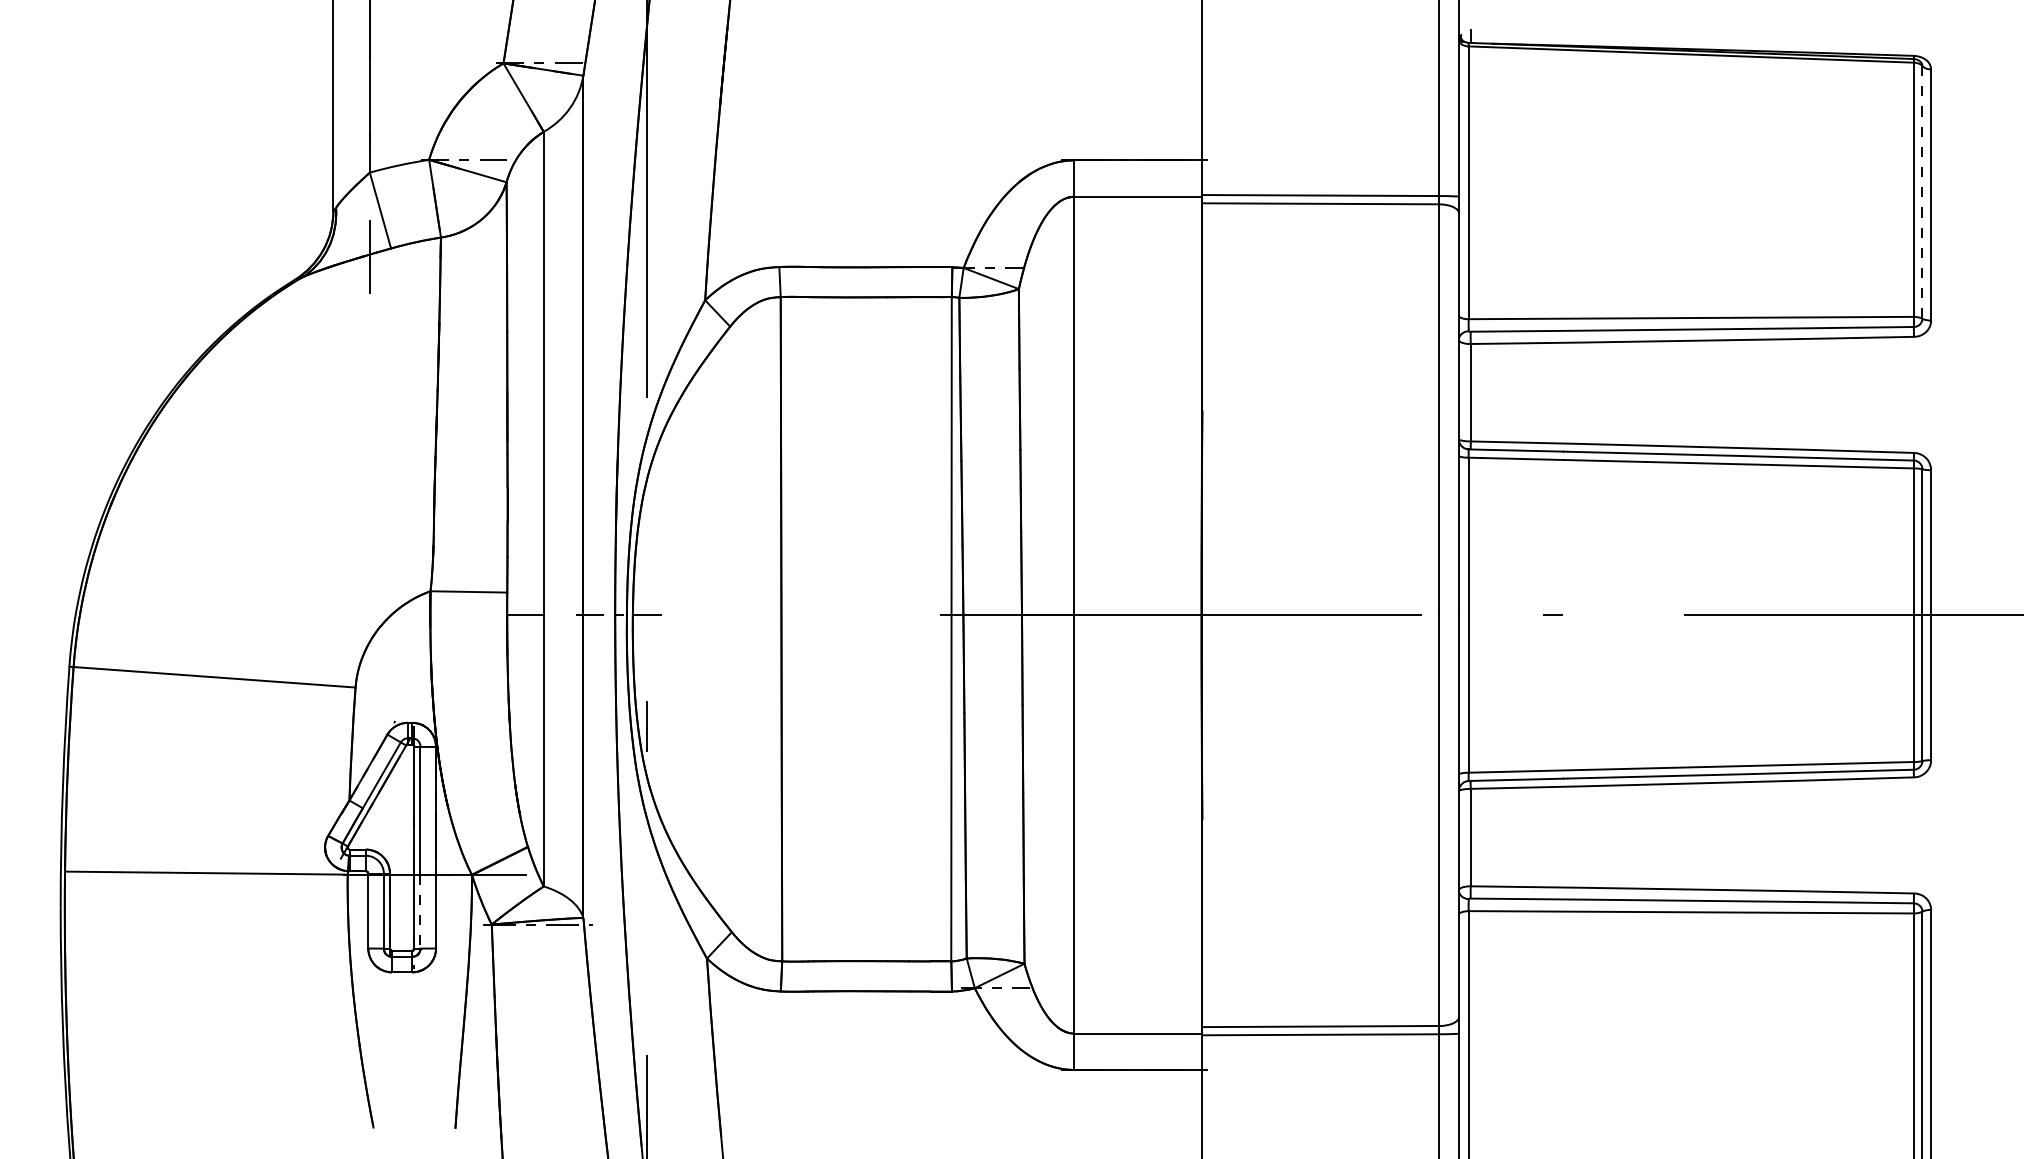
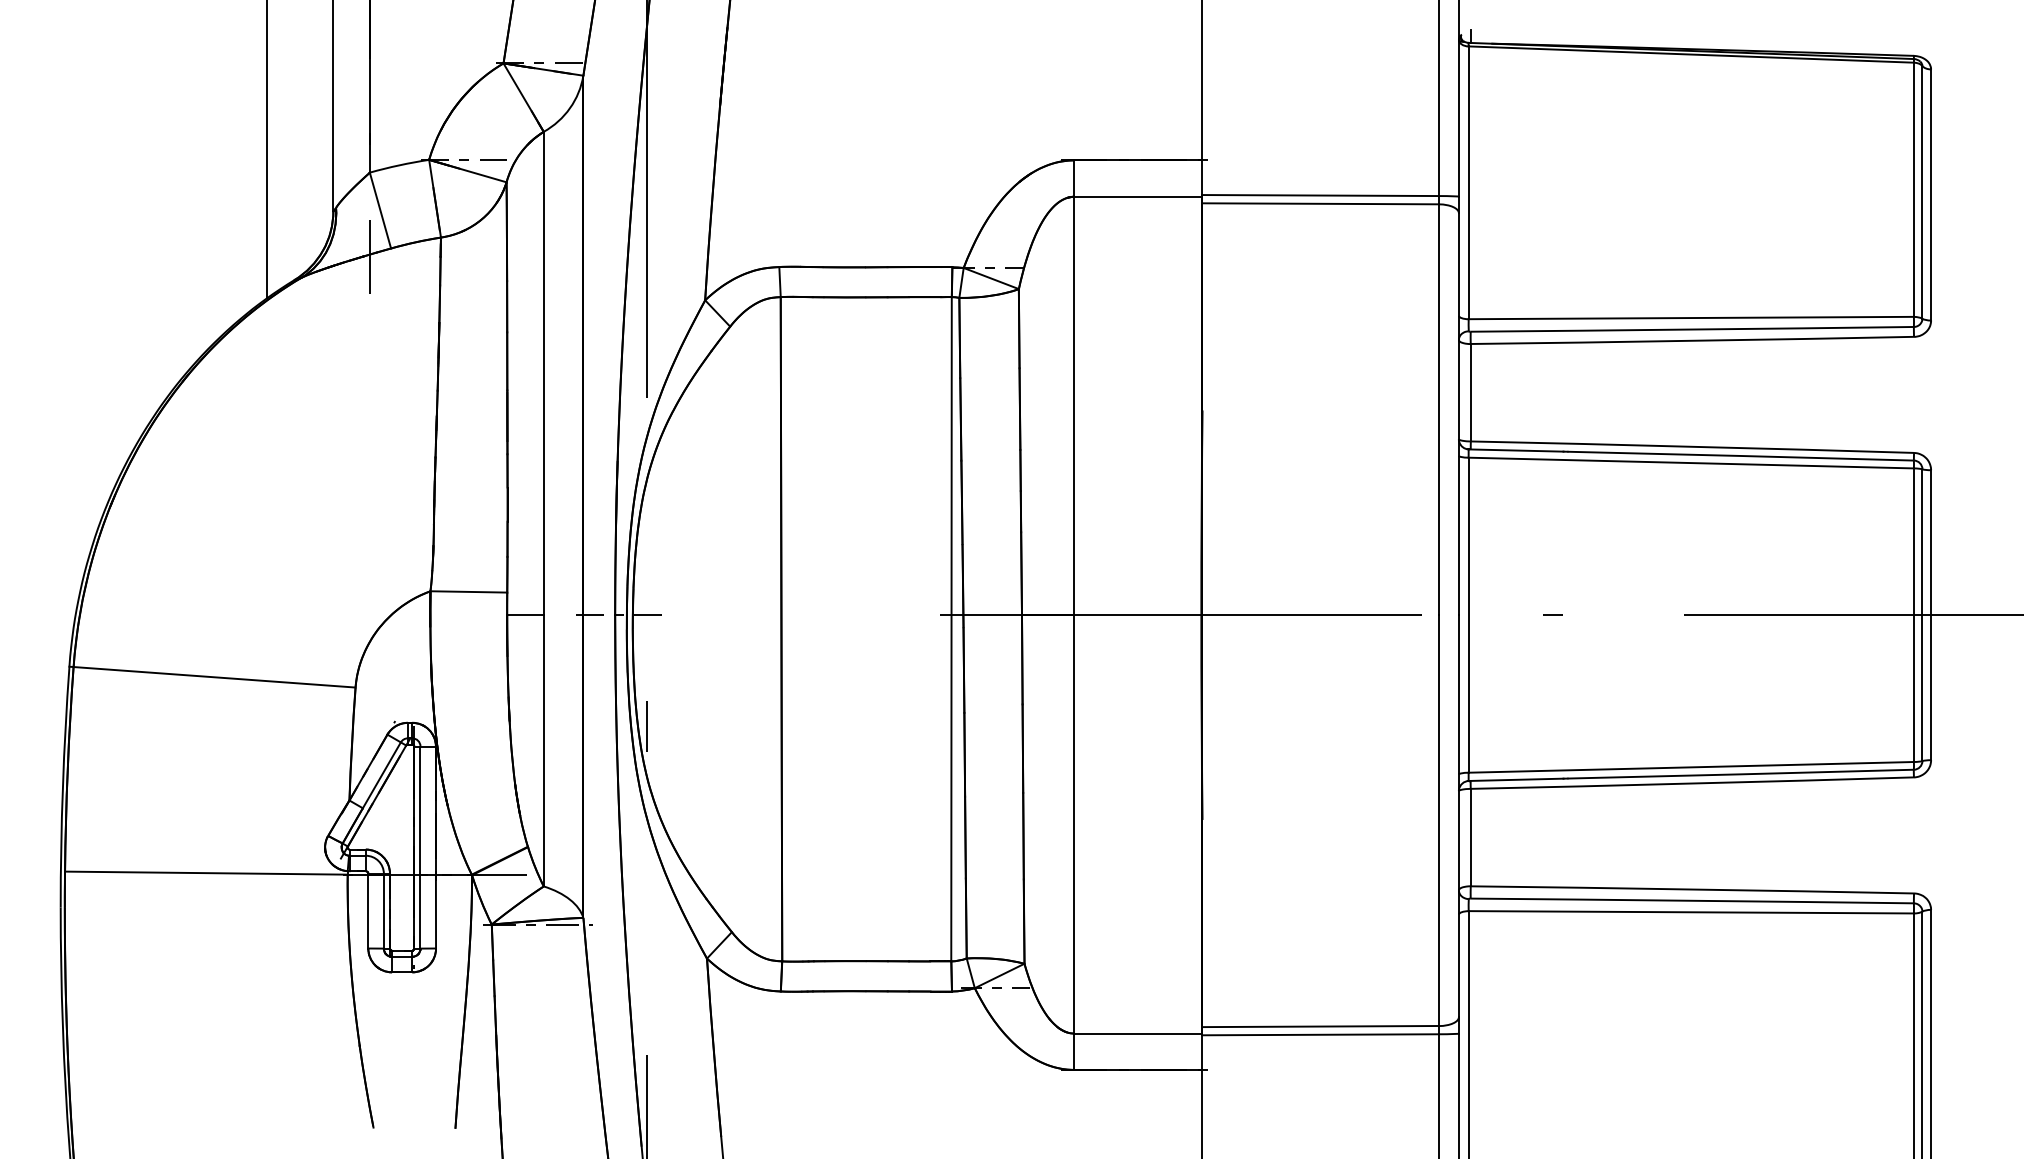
line: none -> present (266, 150)
line: dashed -> solid (1922, 192)
line: dashed -> solid (420, 911)
